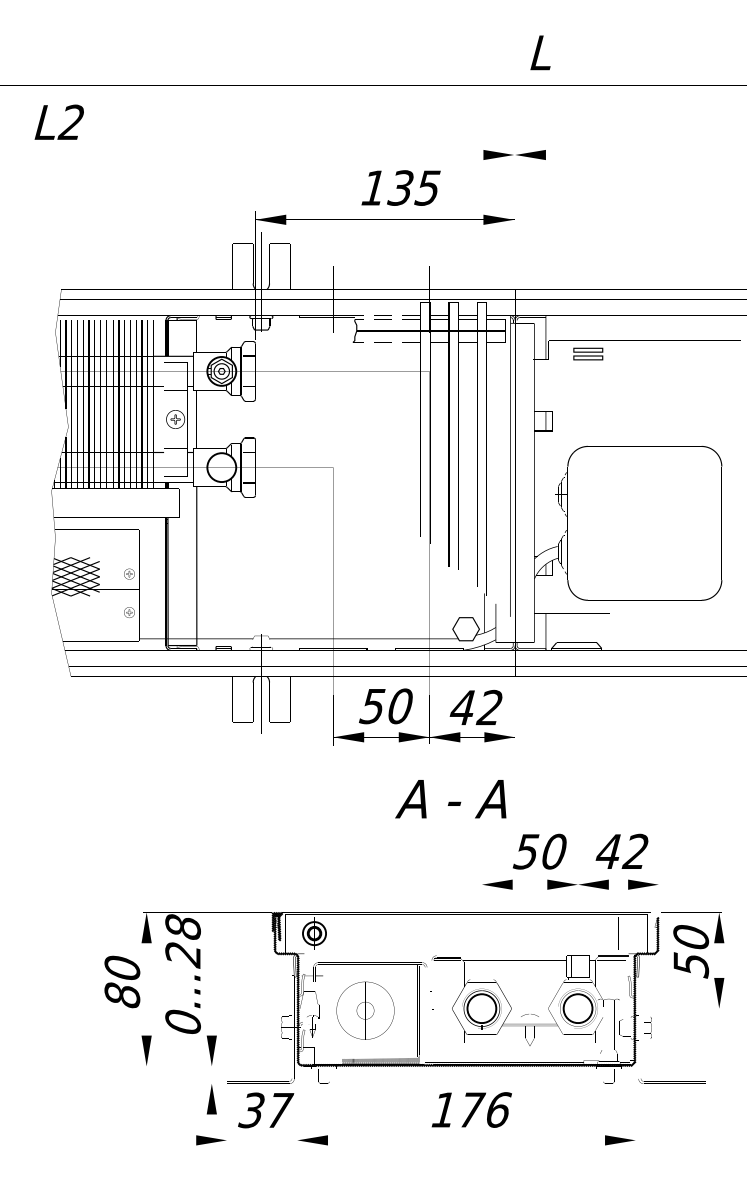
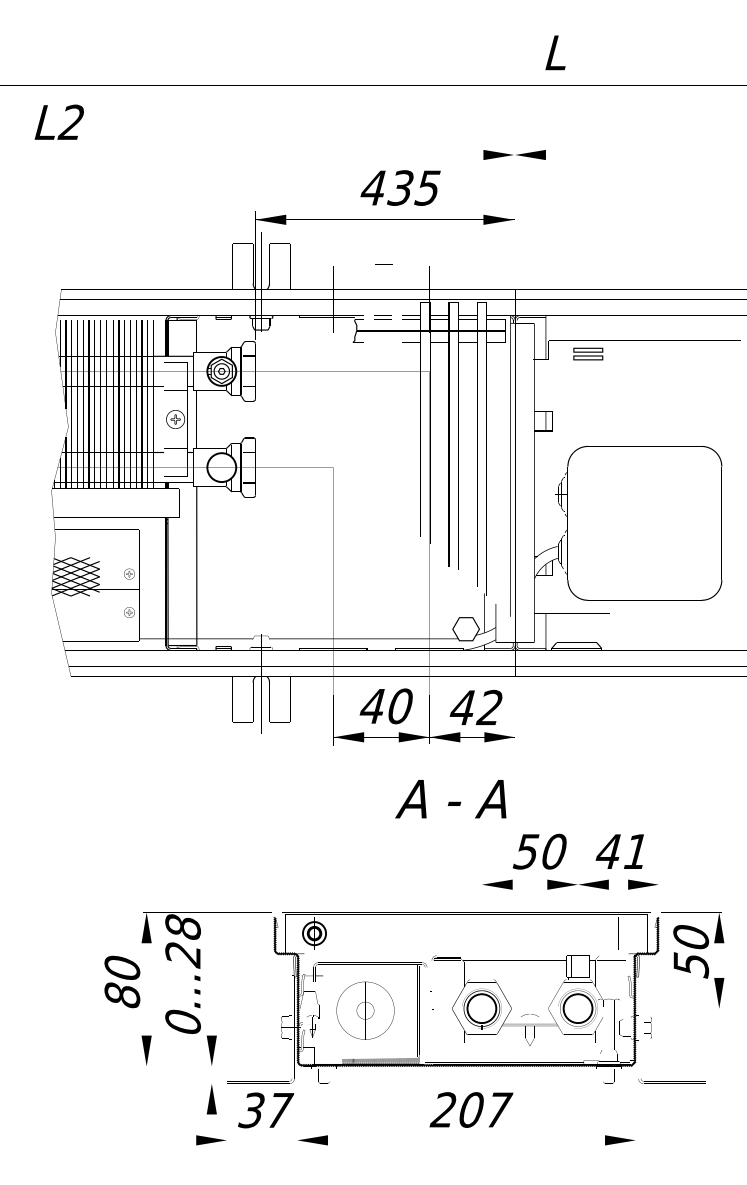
text position: (540, 52) -> (555, 52) (555, 52)
text: 135 -> 435 (372, 187)
line position: (382, 342) -> (383, 264) (383, 264)
text: 50 -> 40 (372, 706)
text: 42 -> 41 (634, 850)
hatch: present -> none (277, 926)
line: present -> none (613, 955)
text: 176 -> 207 (471, 1109)
